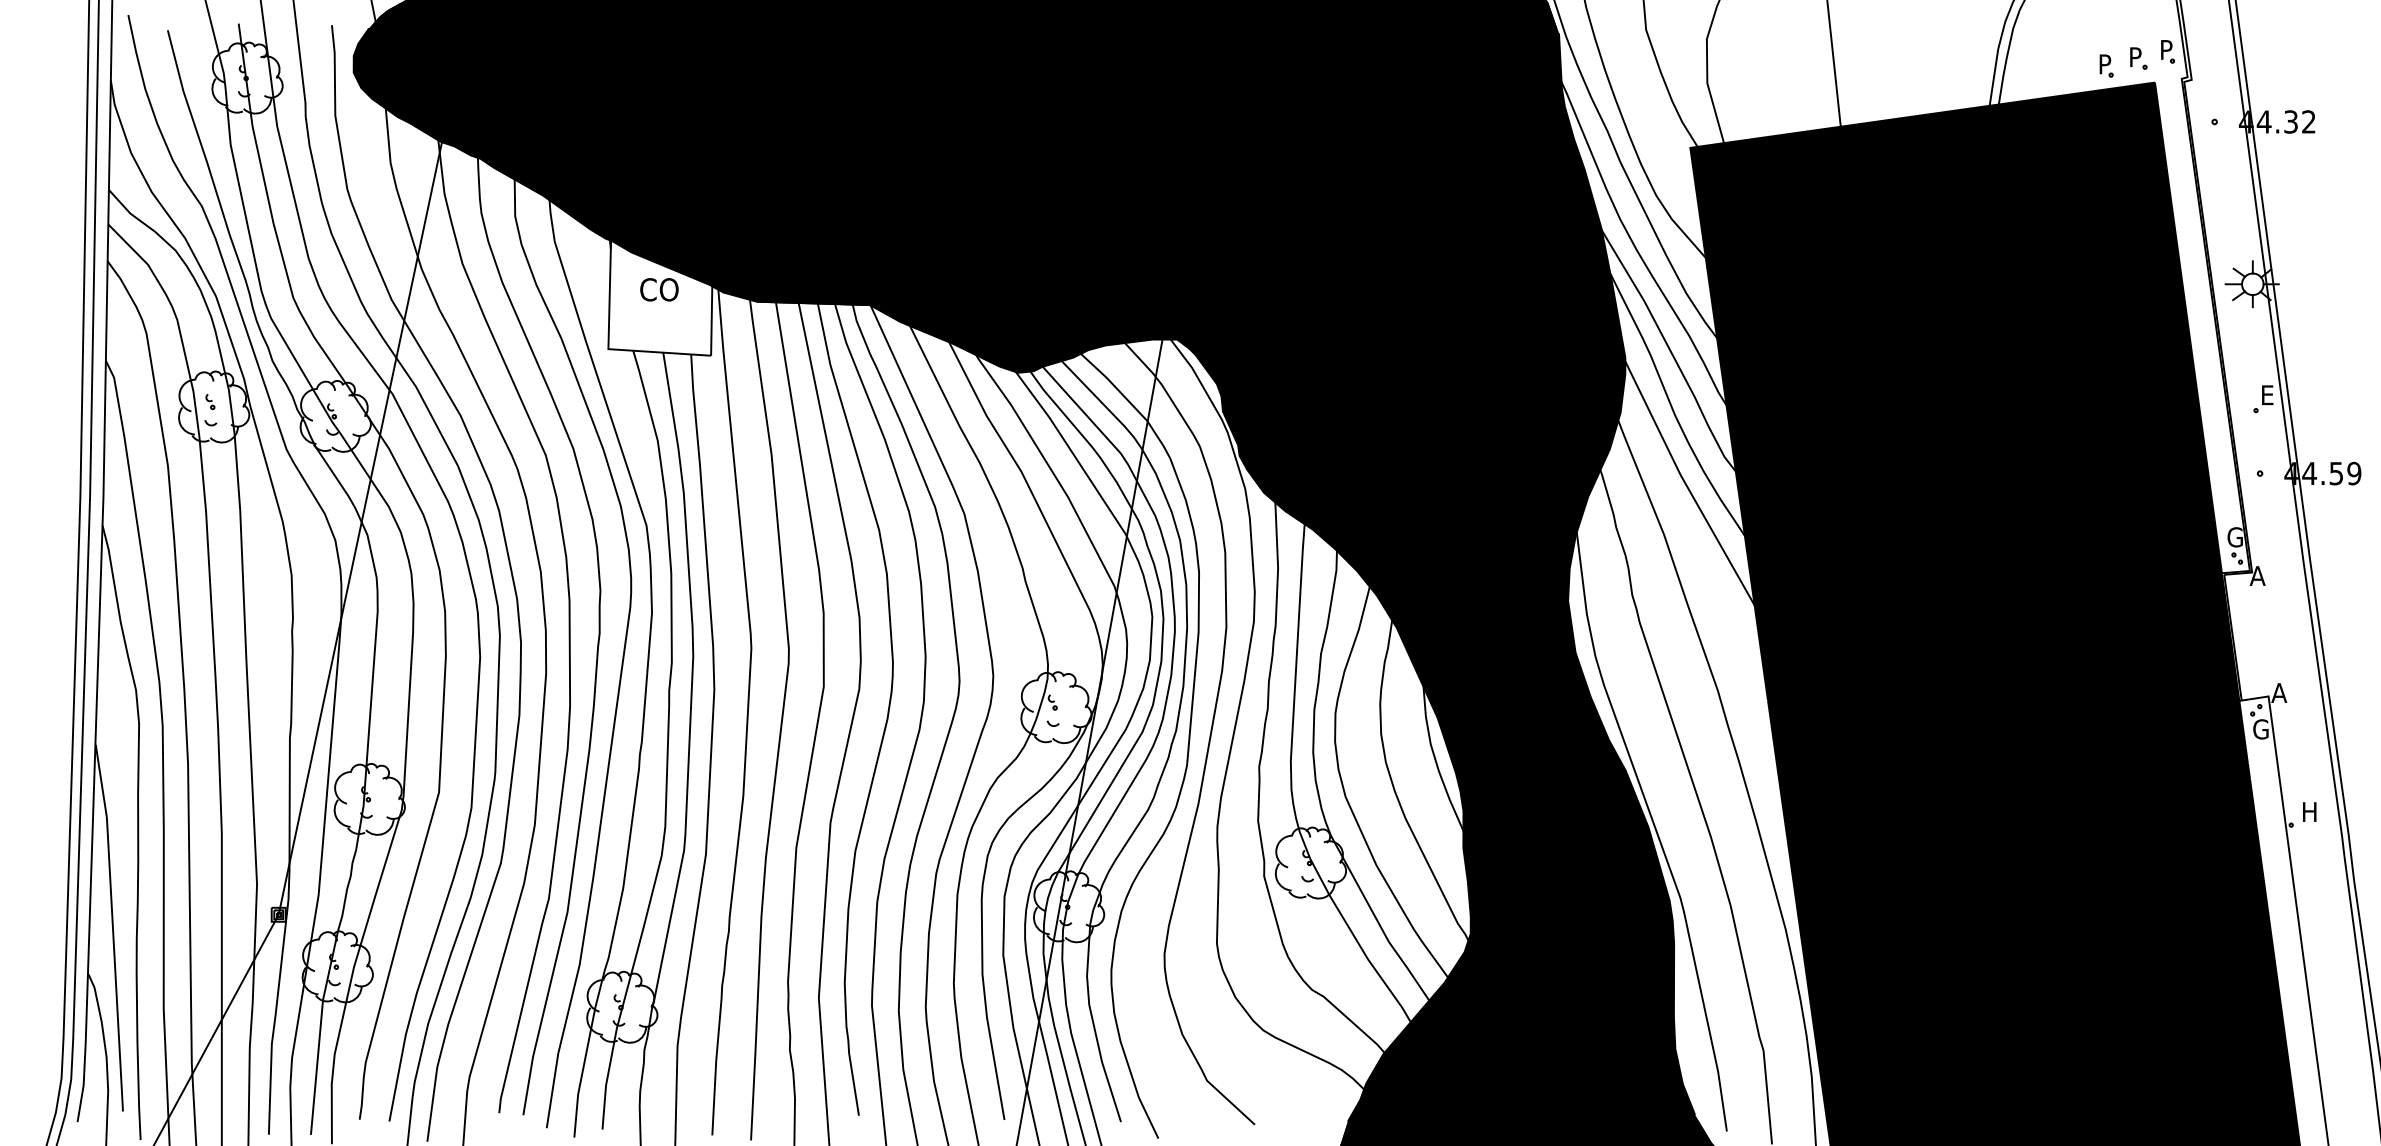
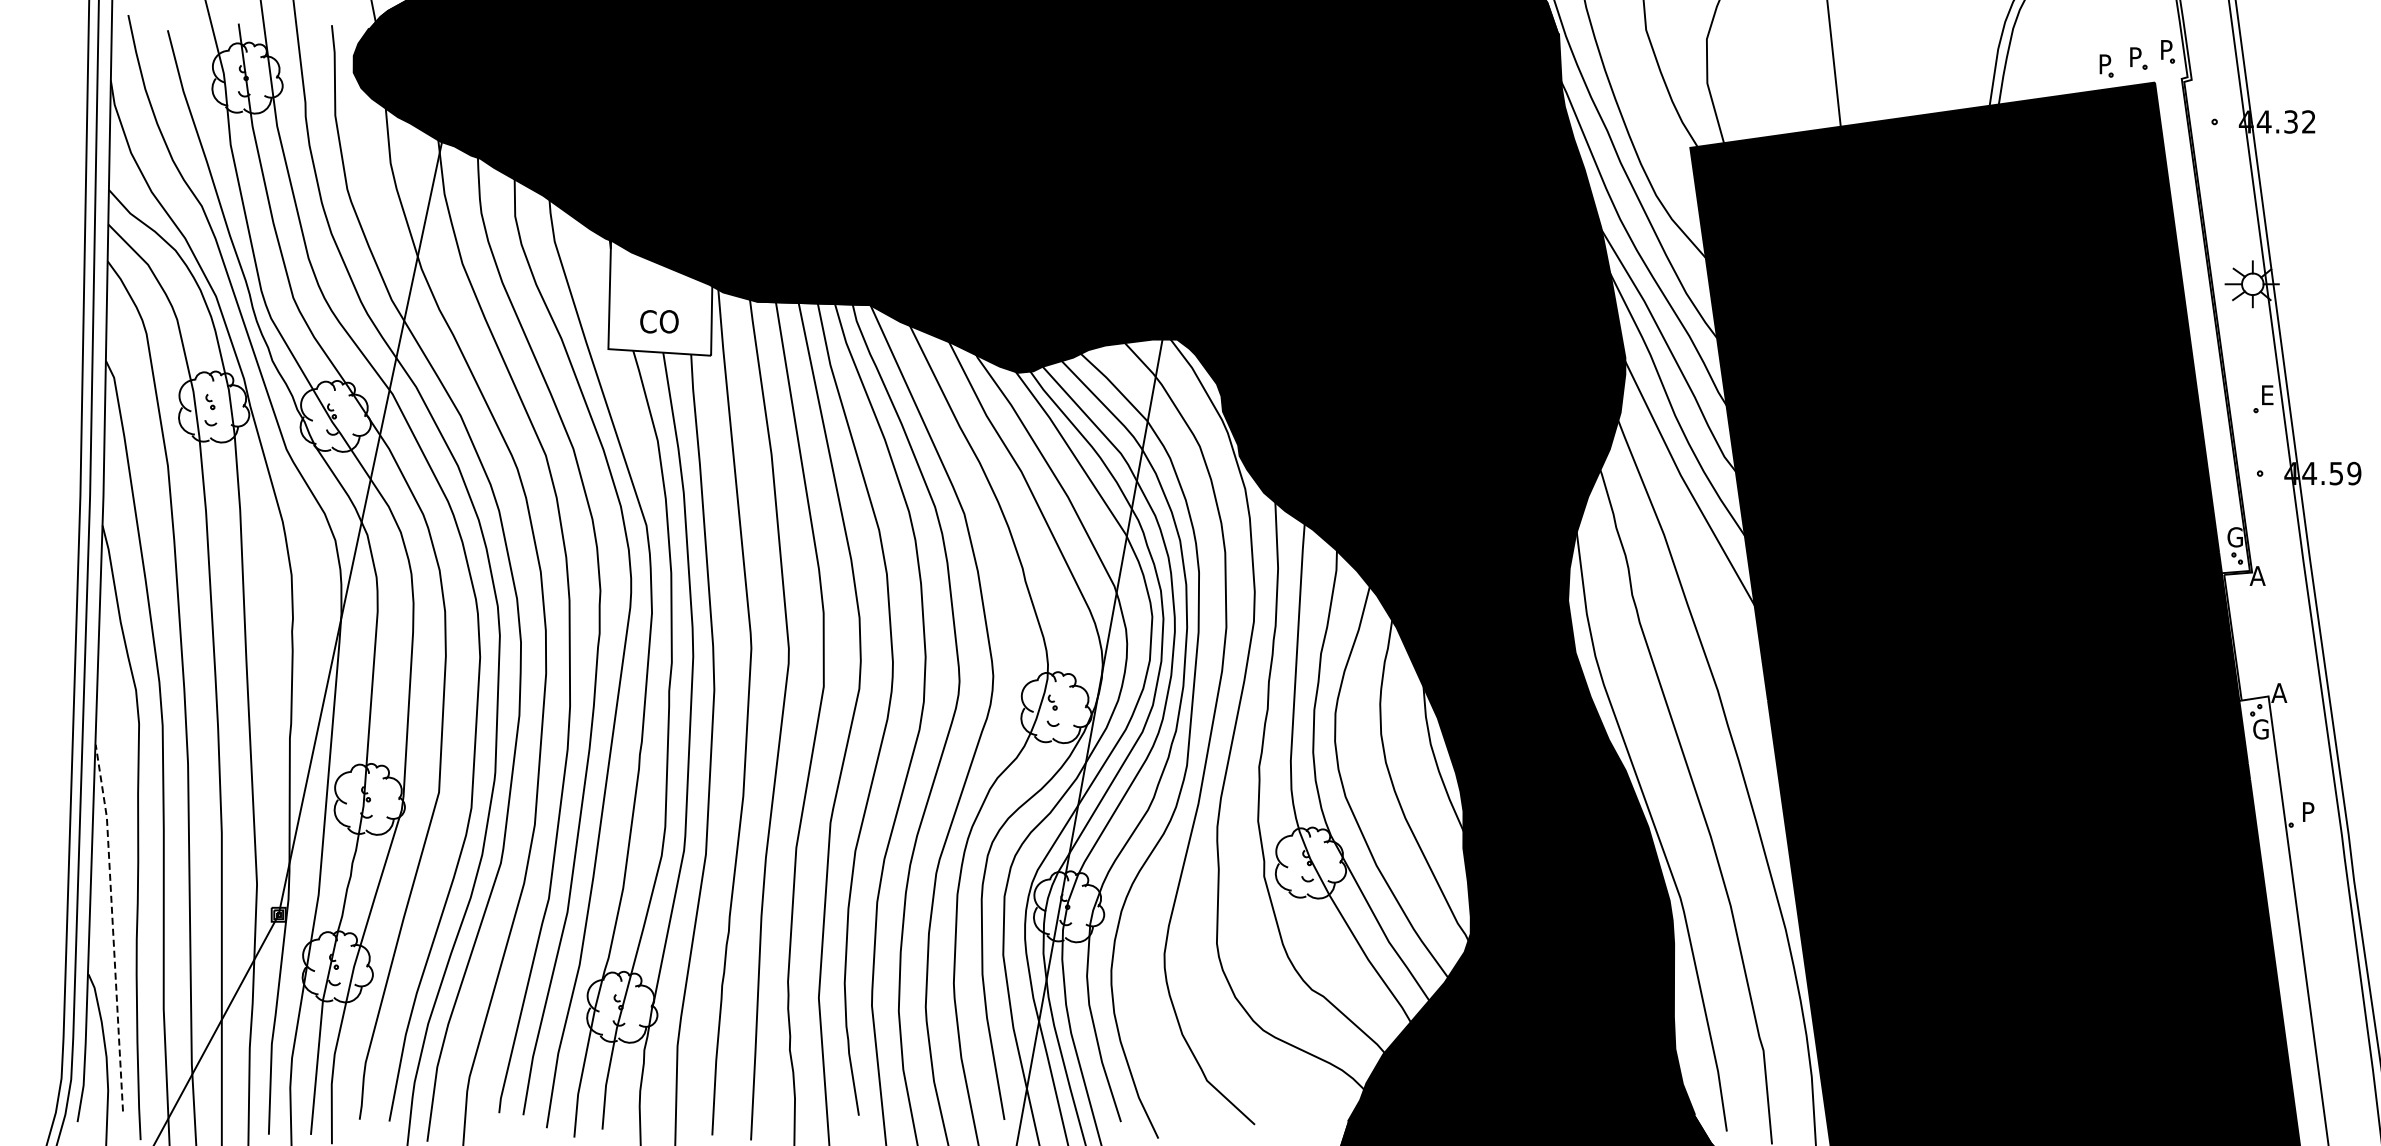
text position: (659, 289) -> (659, 321) (659, 321)
text: H -> P (2310, 811)
line: solid -> dashed (112, 927)
